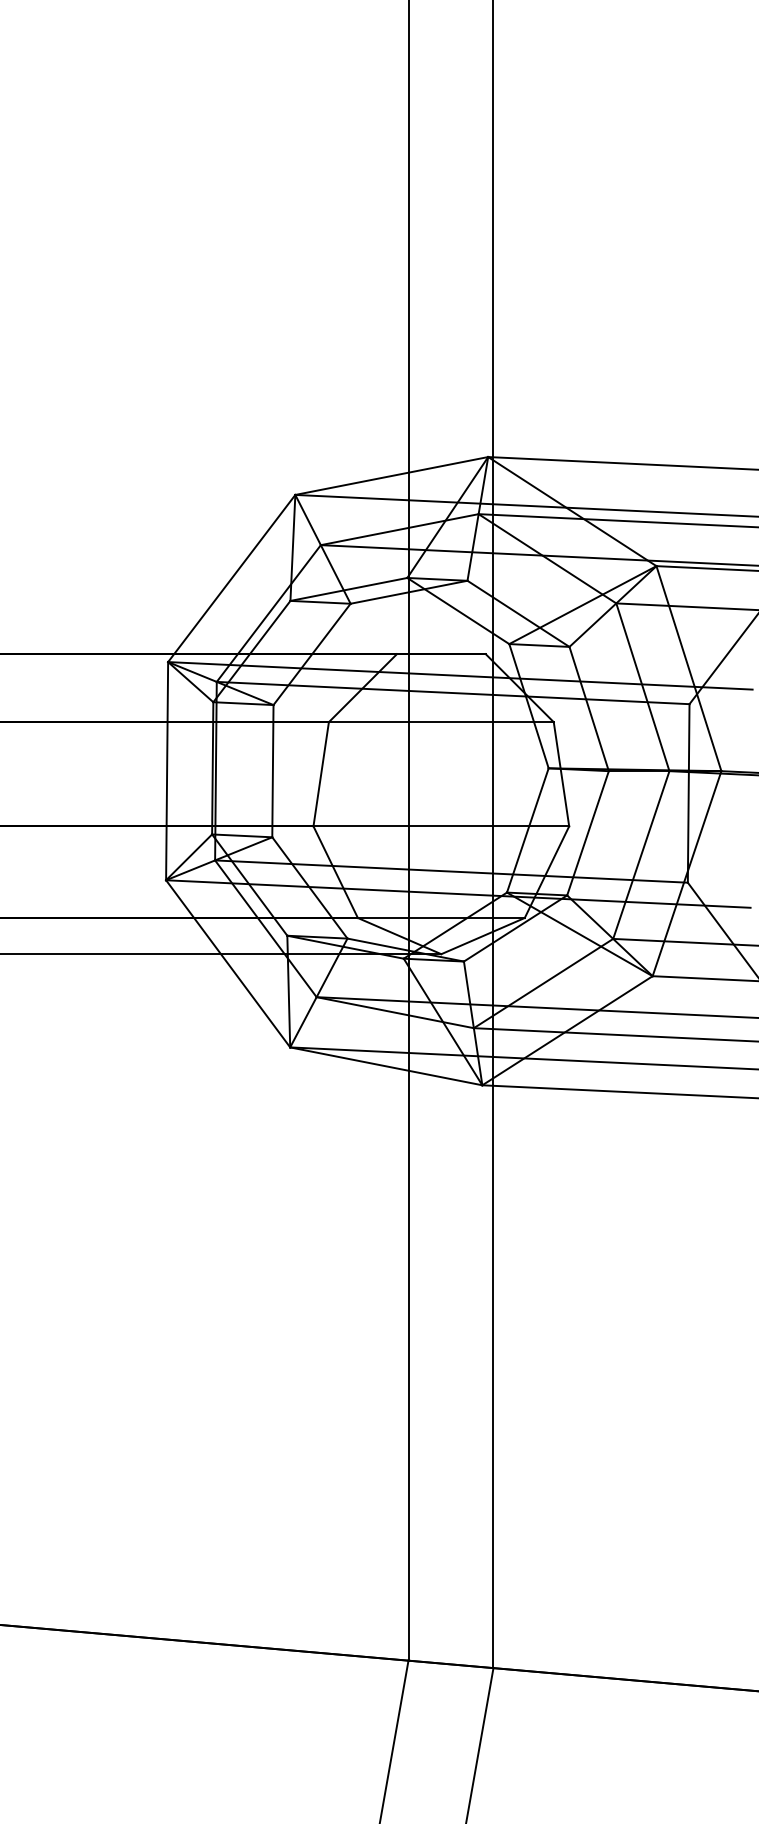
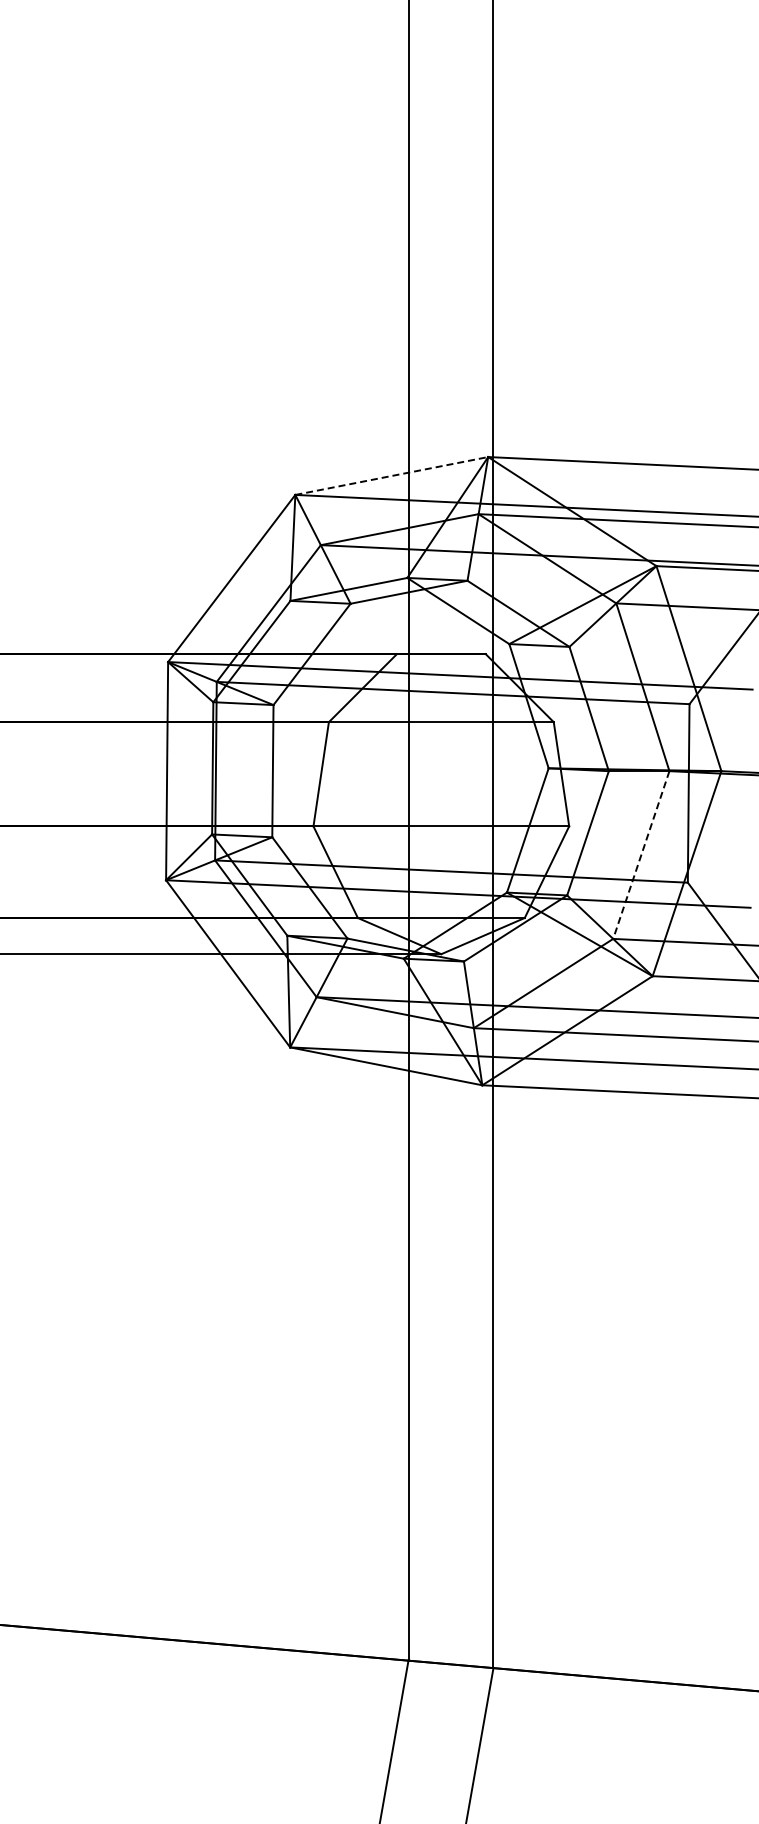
line: solid -> dashed (392, 475)
line: solid -> dashed (641, 855)
